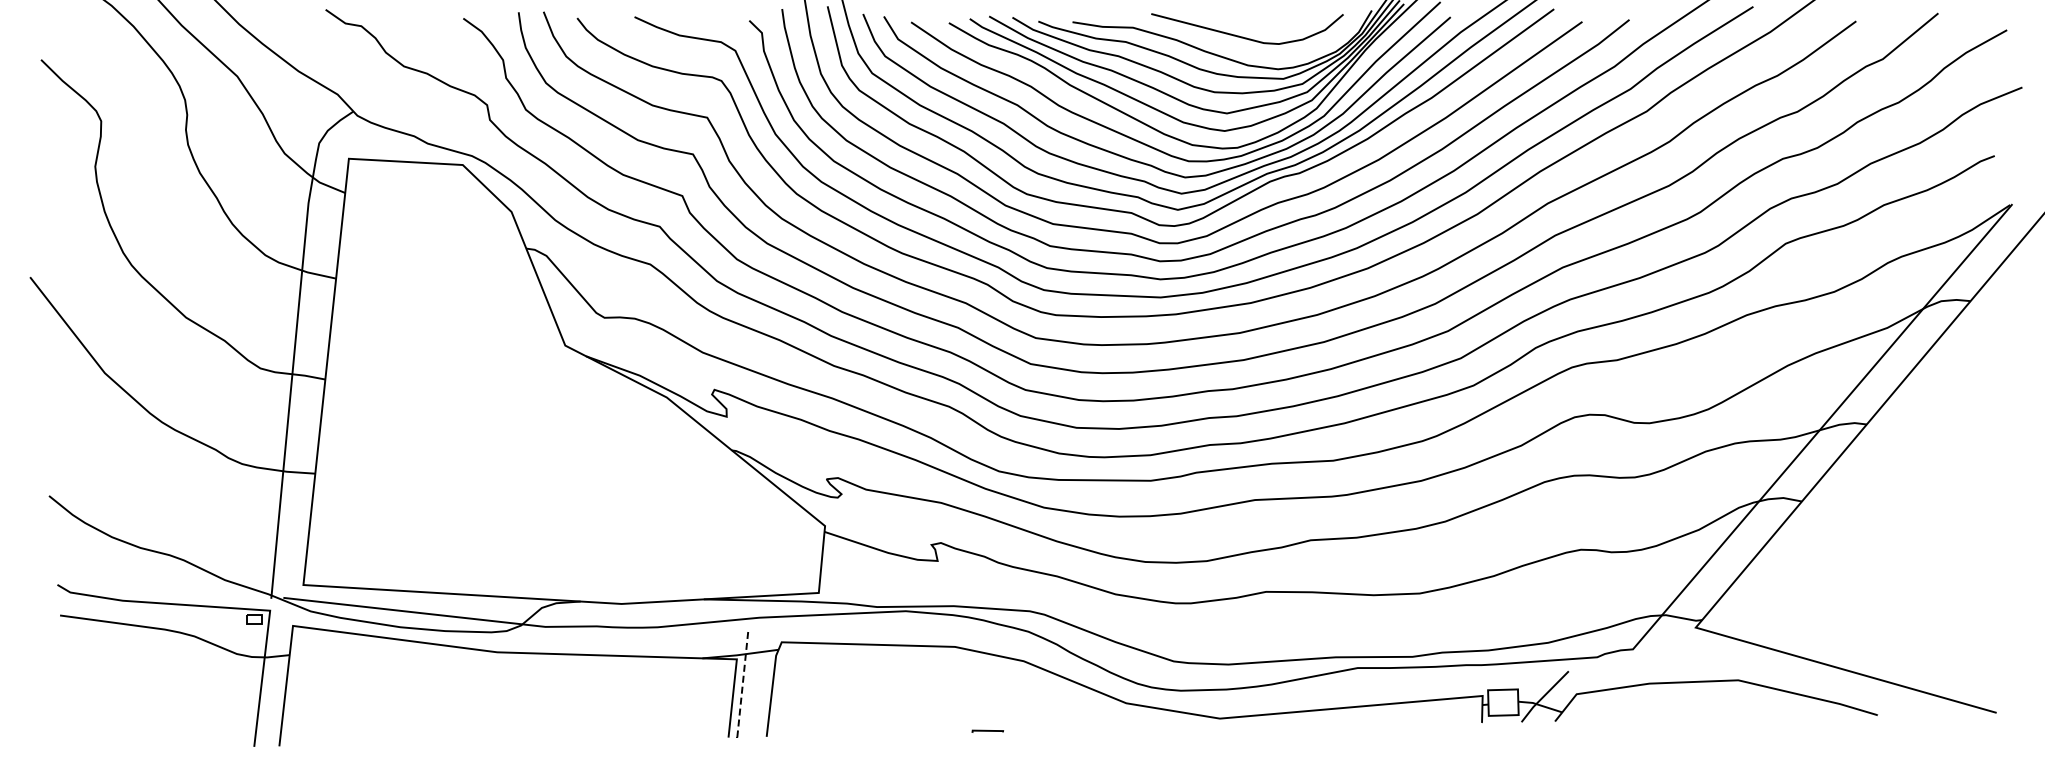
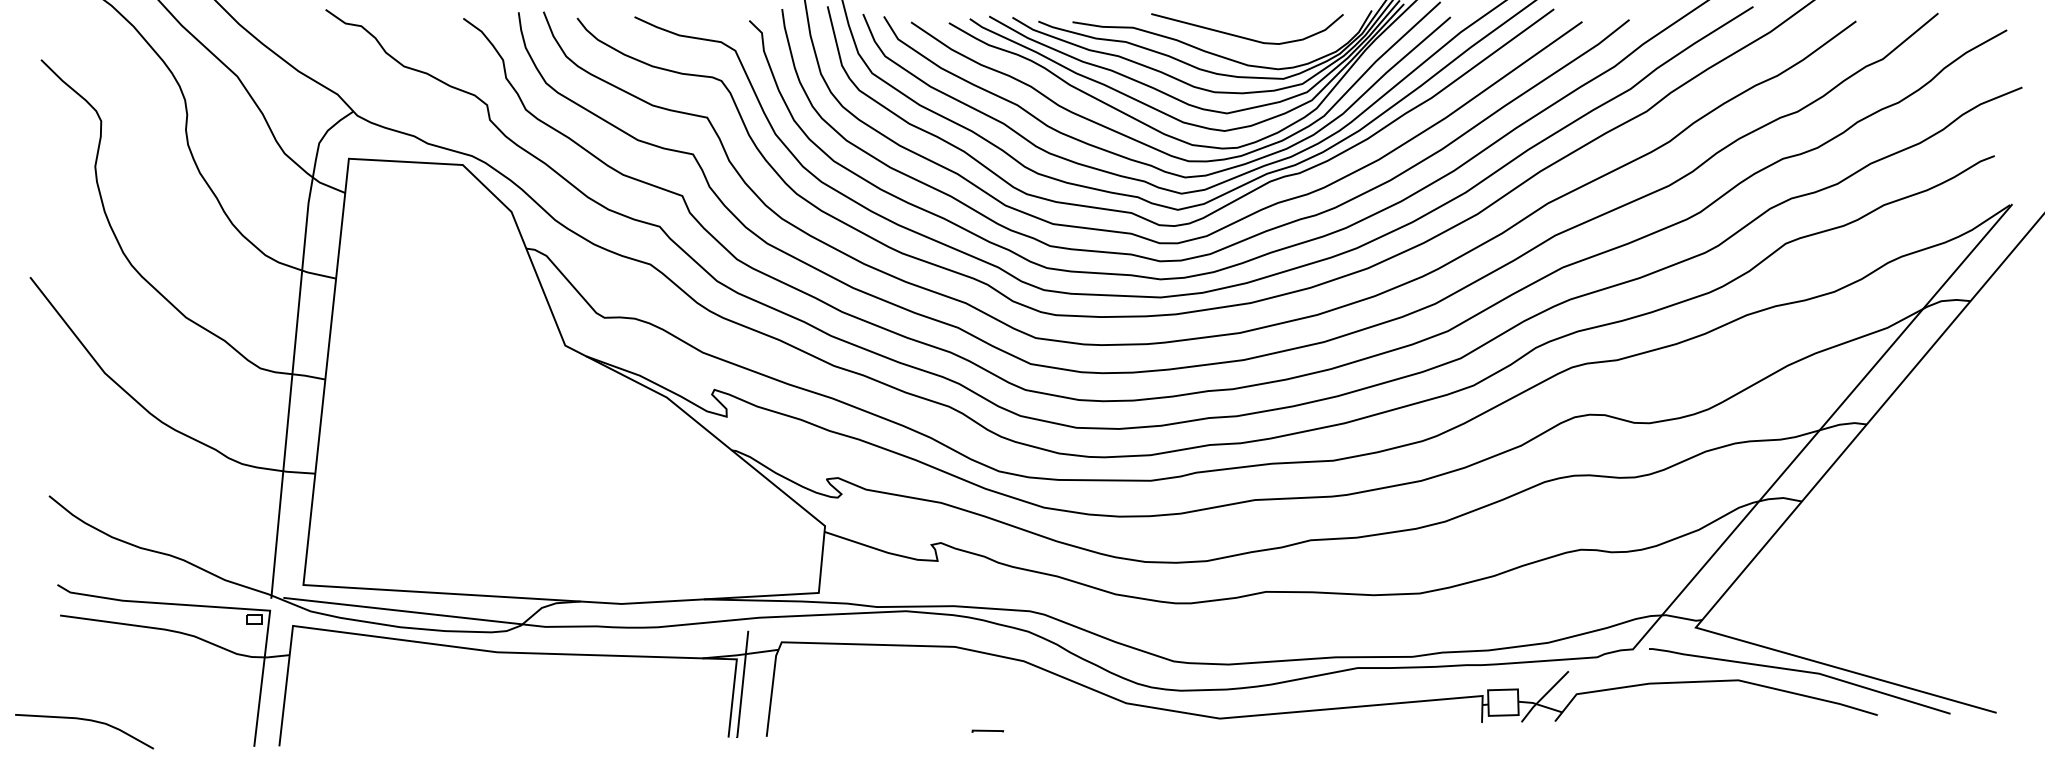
part: none -> present (1801, 672)
line: dashed -> solid (742, 682)
part: none -> present (84, 720)
